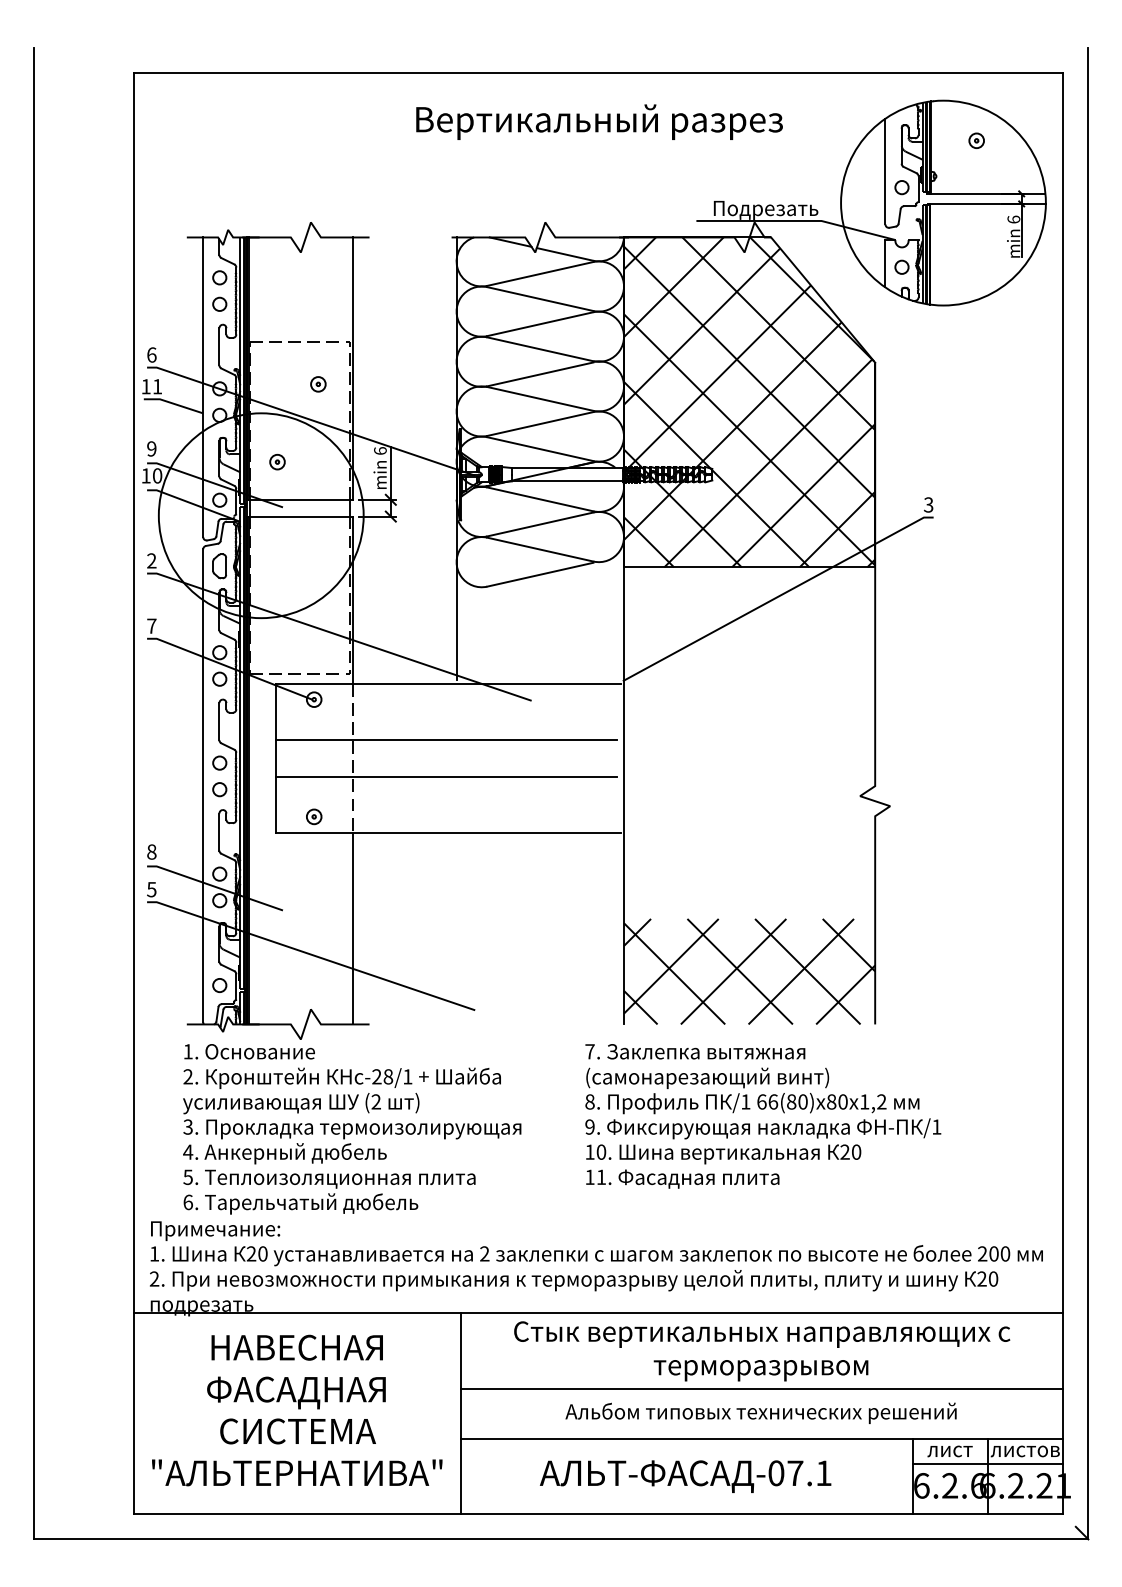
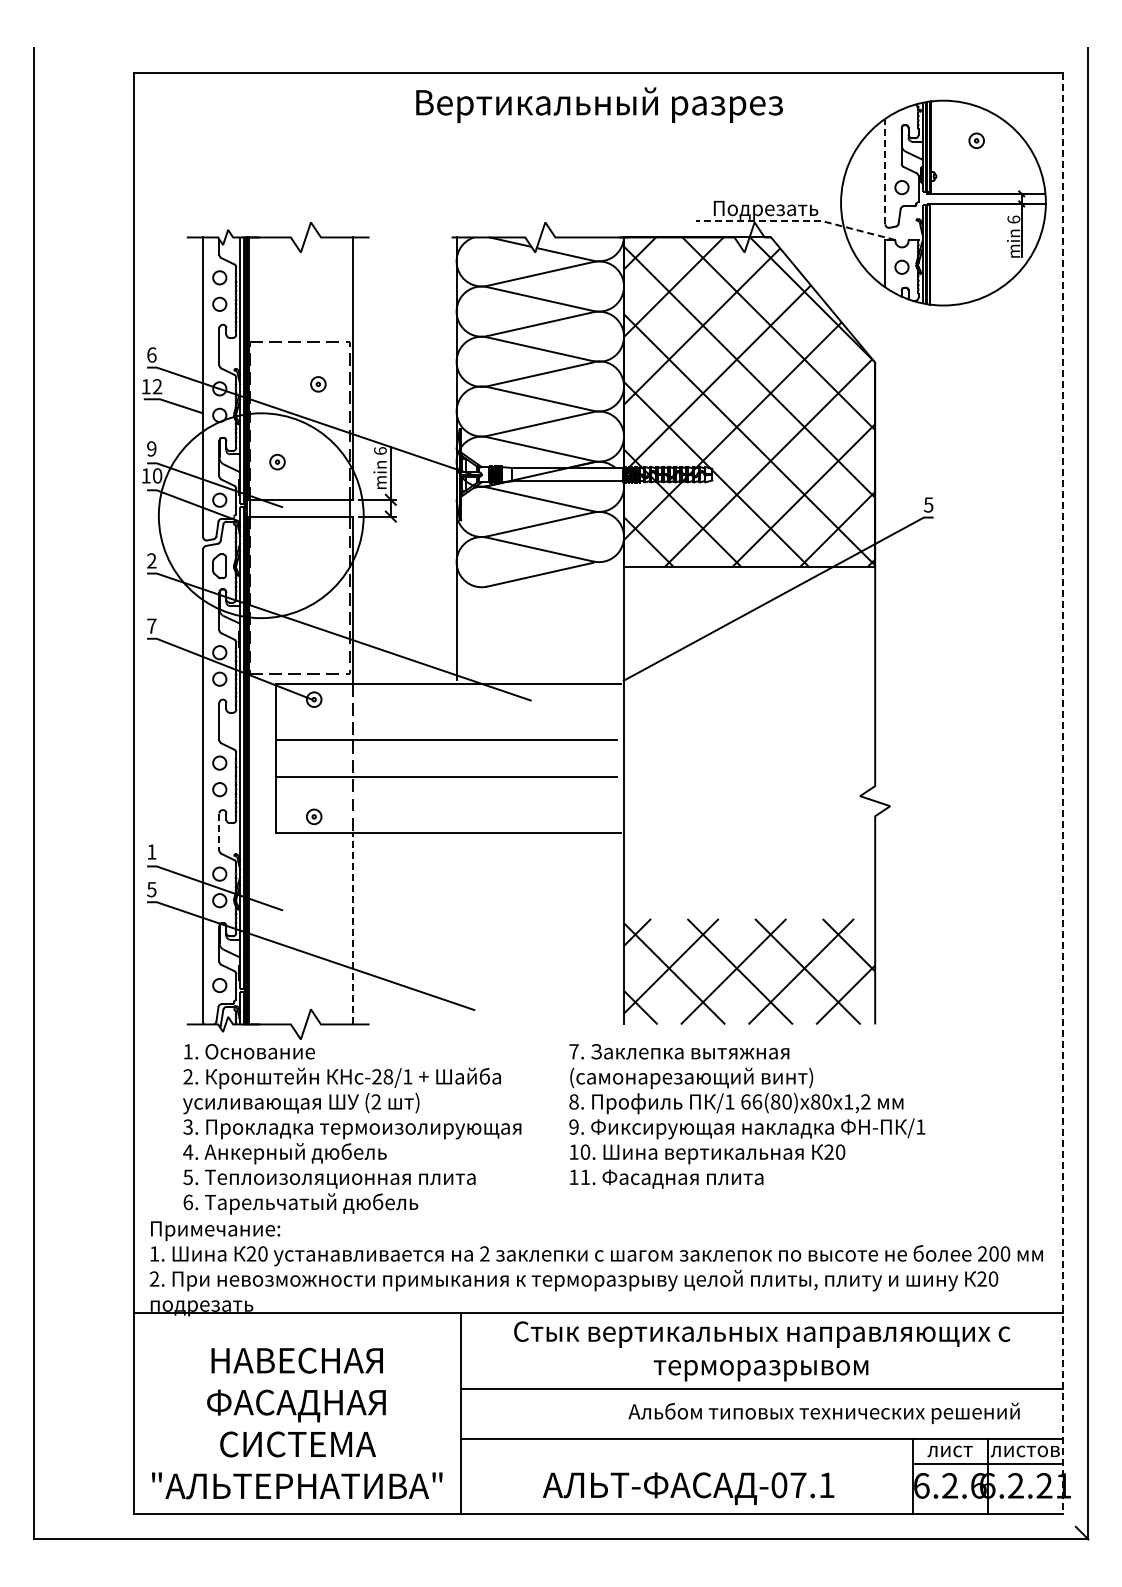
text position: (599, 121) -> (599, 104) (599, 104)
line: solid -> dashed (885, 171)
line: solid -> dashed (797, 220)
text: 11 -> 12 (157, 386)
text: 3 -> 5 (928, 504)
line: solid -> dashed (1063, 793)
line: solid -> dashed (219, 832)
text: 8 -> 1 (151, 851)
line: solid -> dashed (352, 928)
text position: (763, 1116) -> (747, 1116) (747, 1116)
text position: (297, 1410) -> (297, 1423) (297, 1423)
text position: (760, 1412) -> (823, 1412) (823, 1412)
text position: (685, 1476) -> (688, 1488) (688, 1488)
